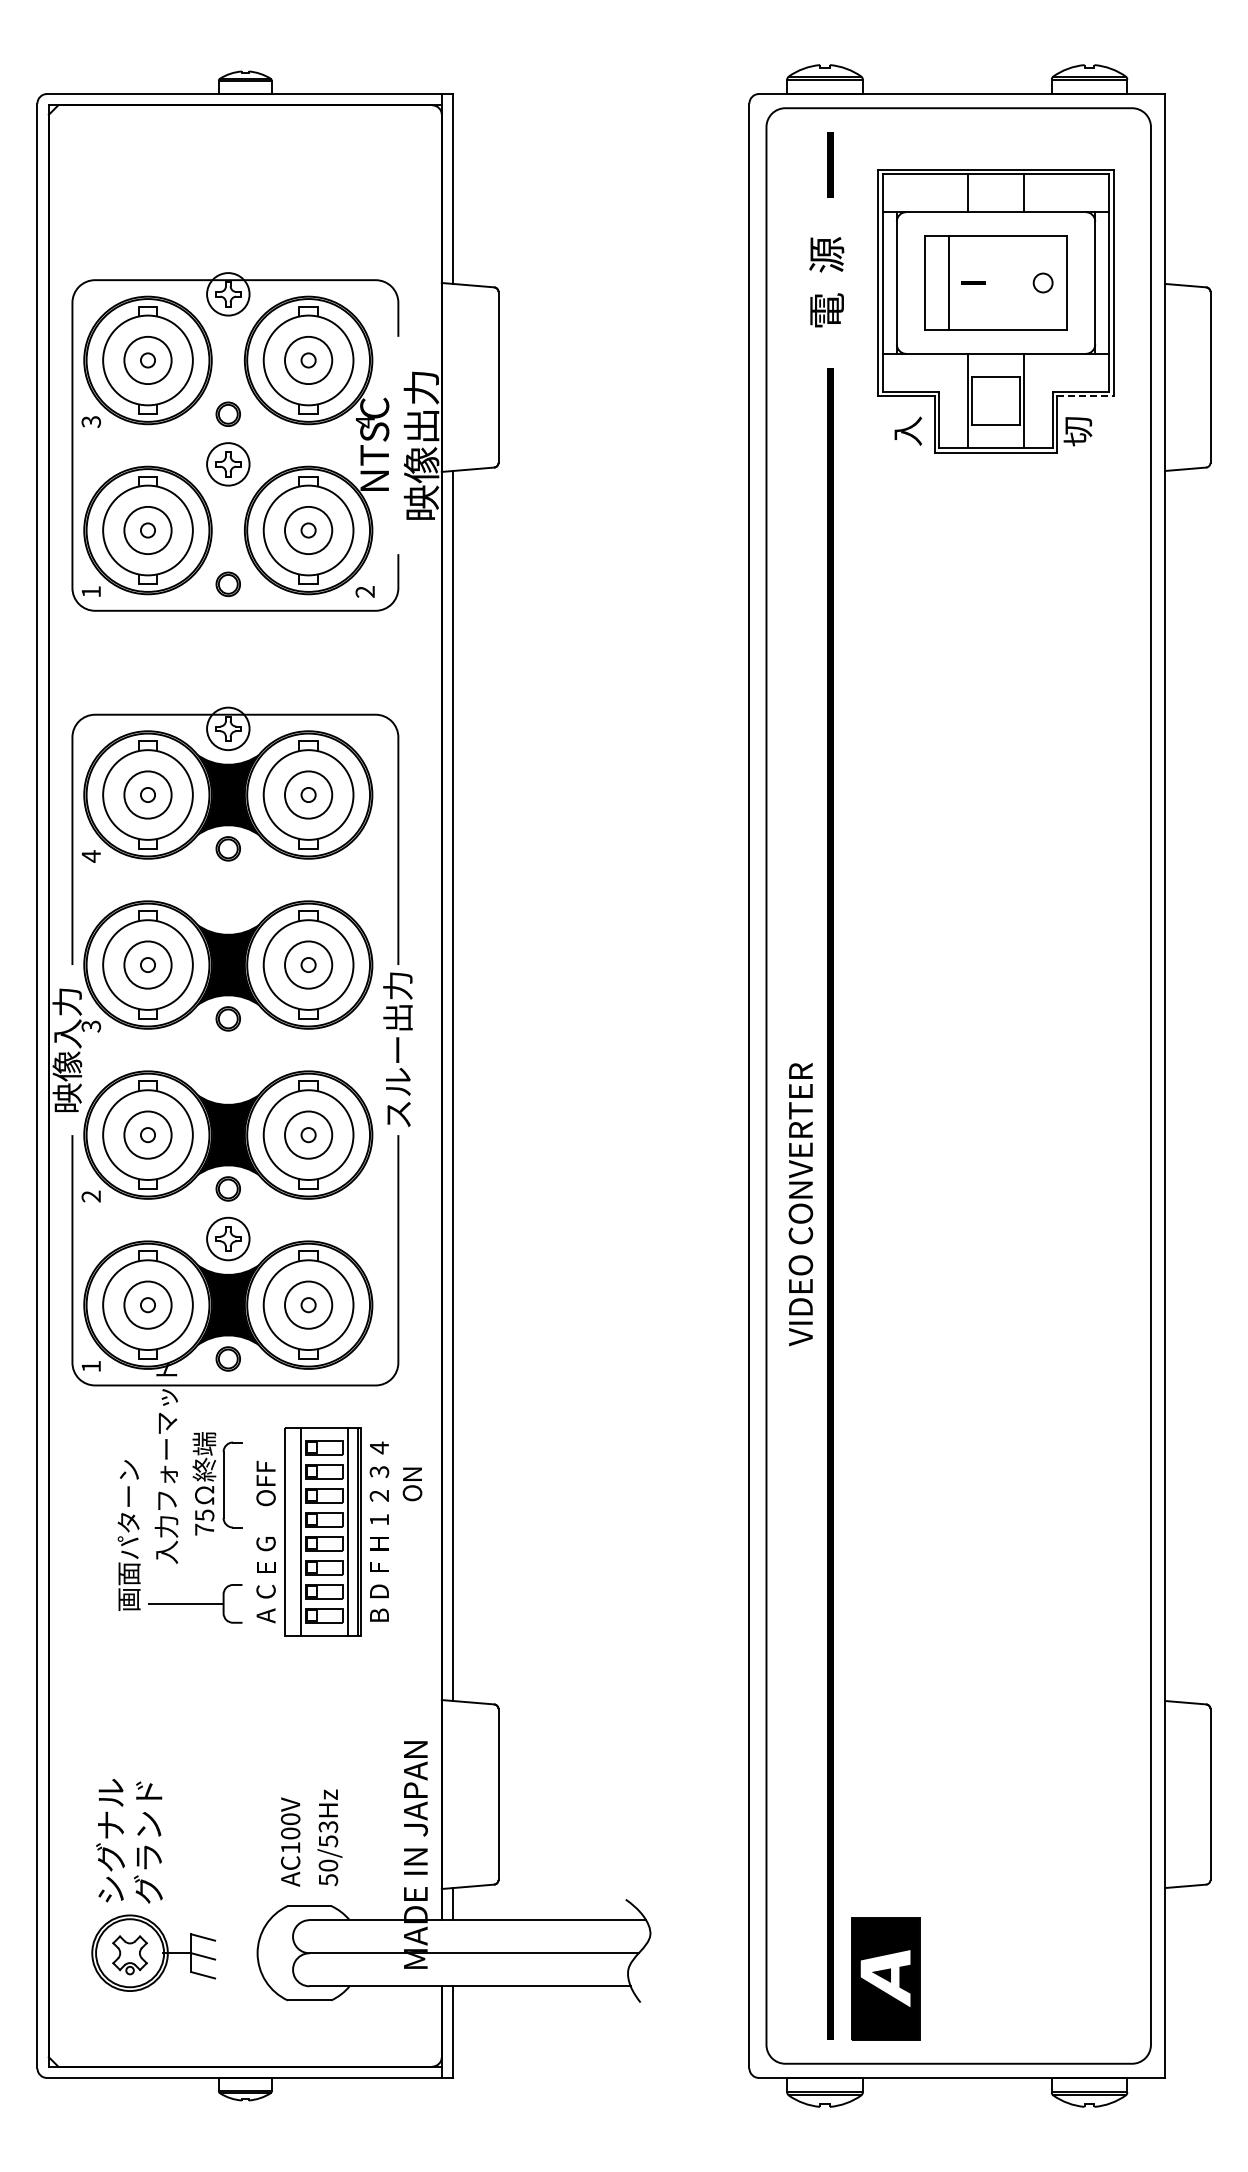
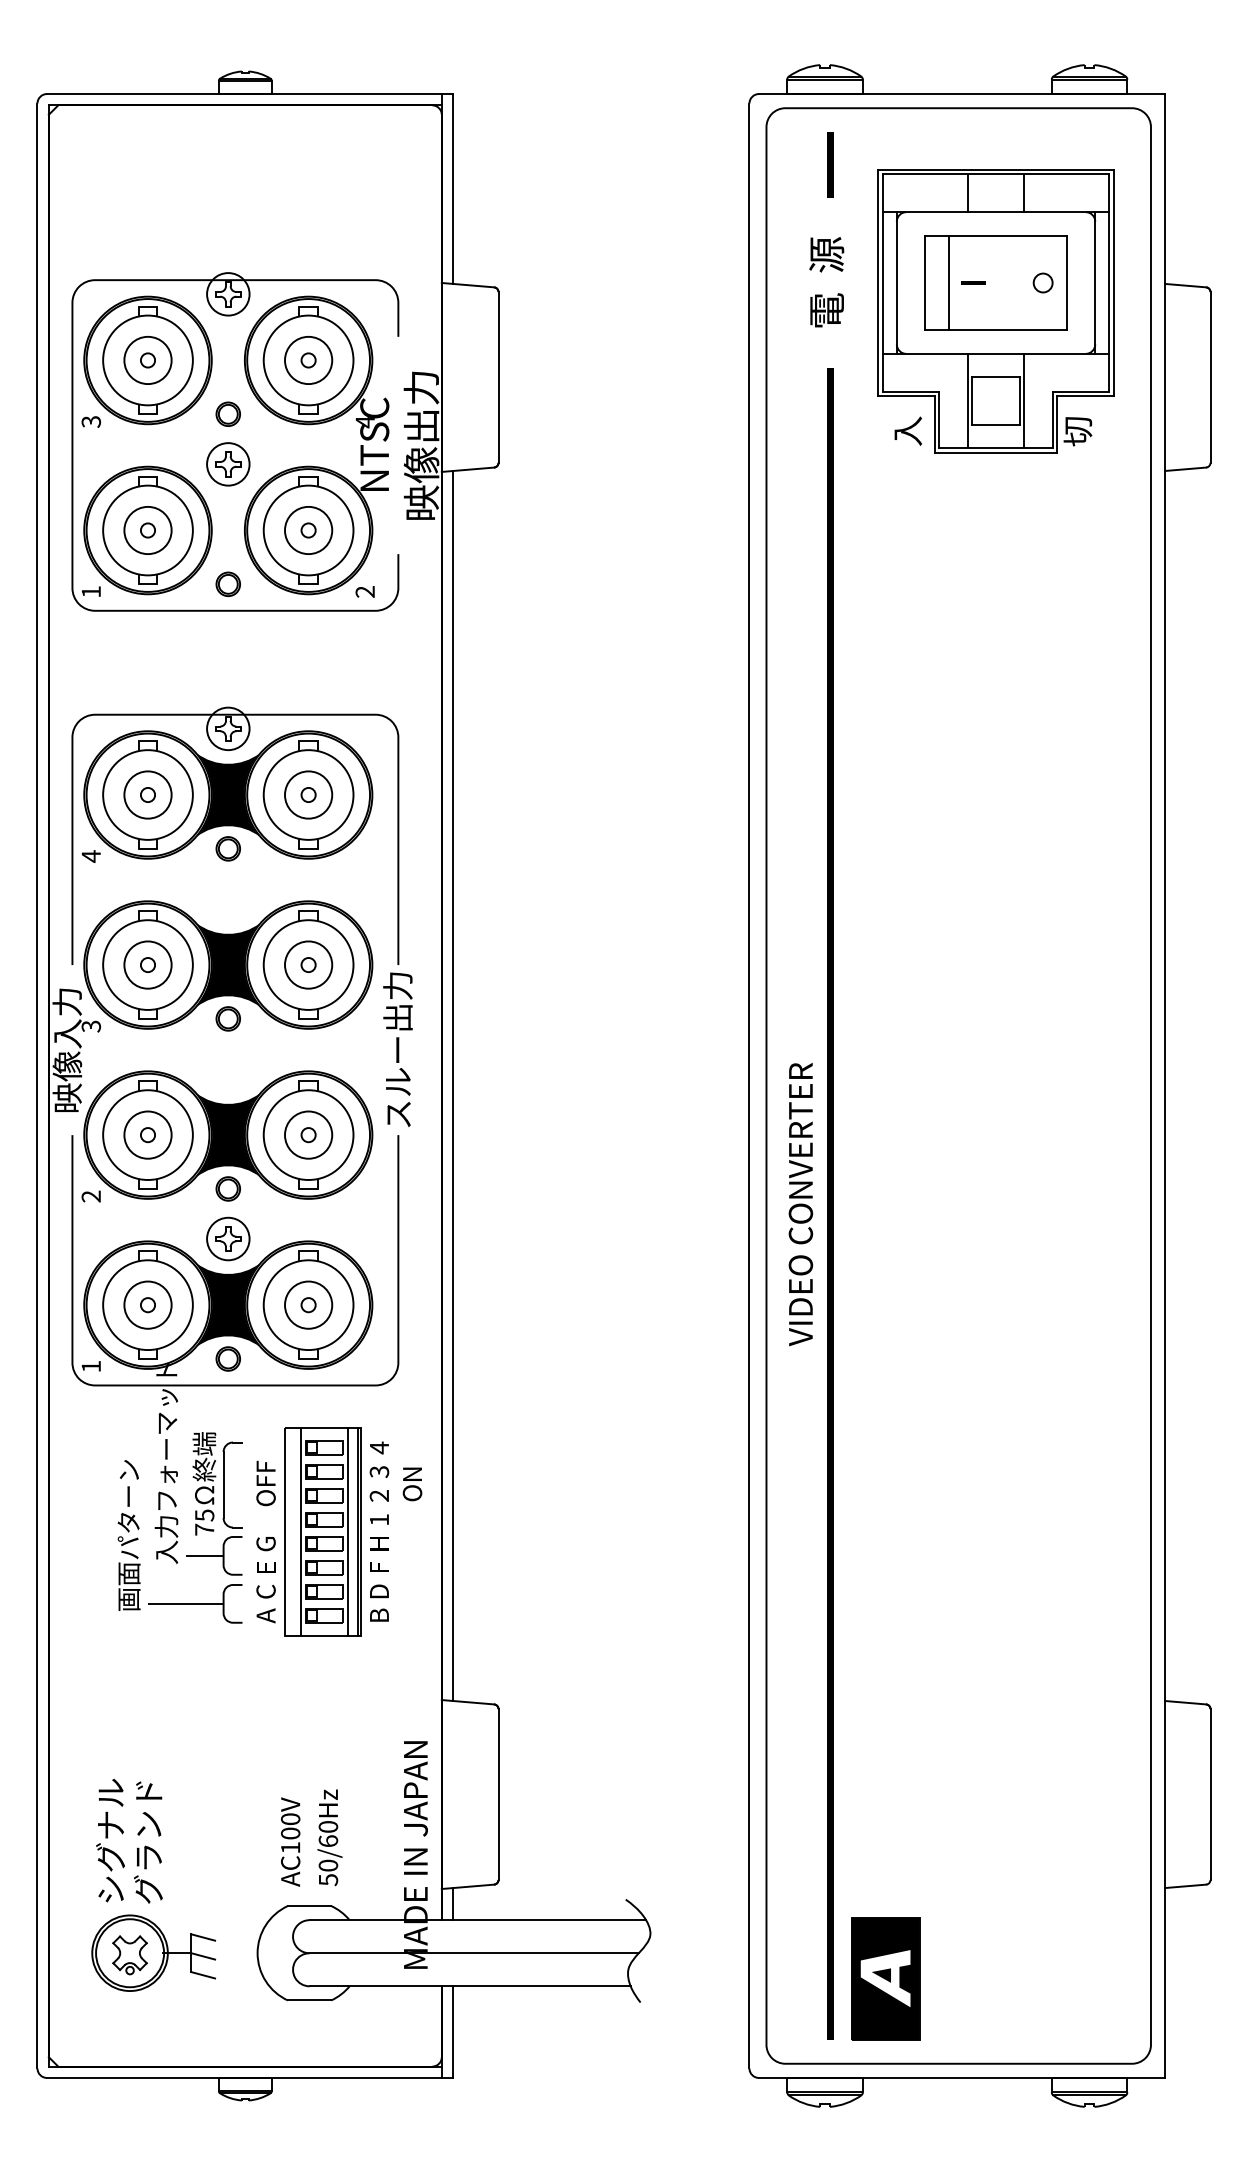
line: dashed -> solid (1086, 396)
part: none -> present (214, 1555)
text: 50/53Hz -> 50/60Hz (328, 1834)
